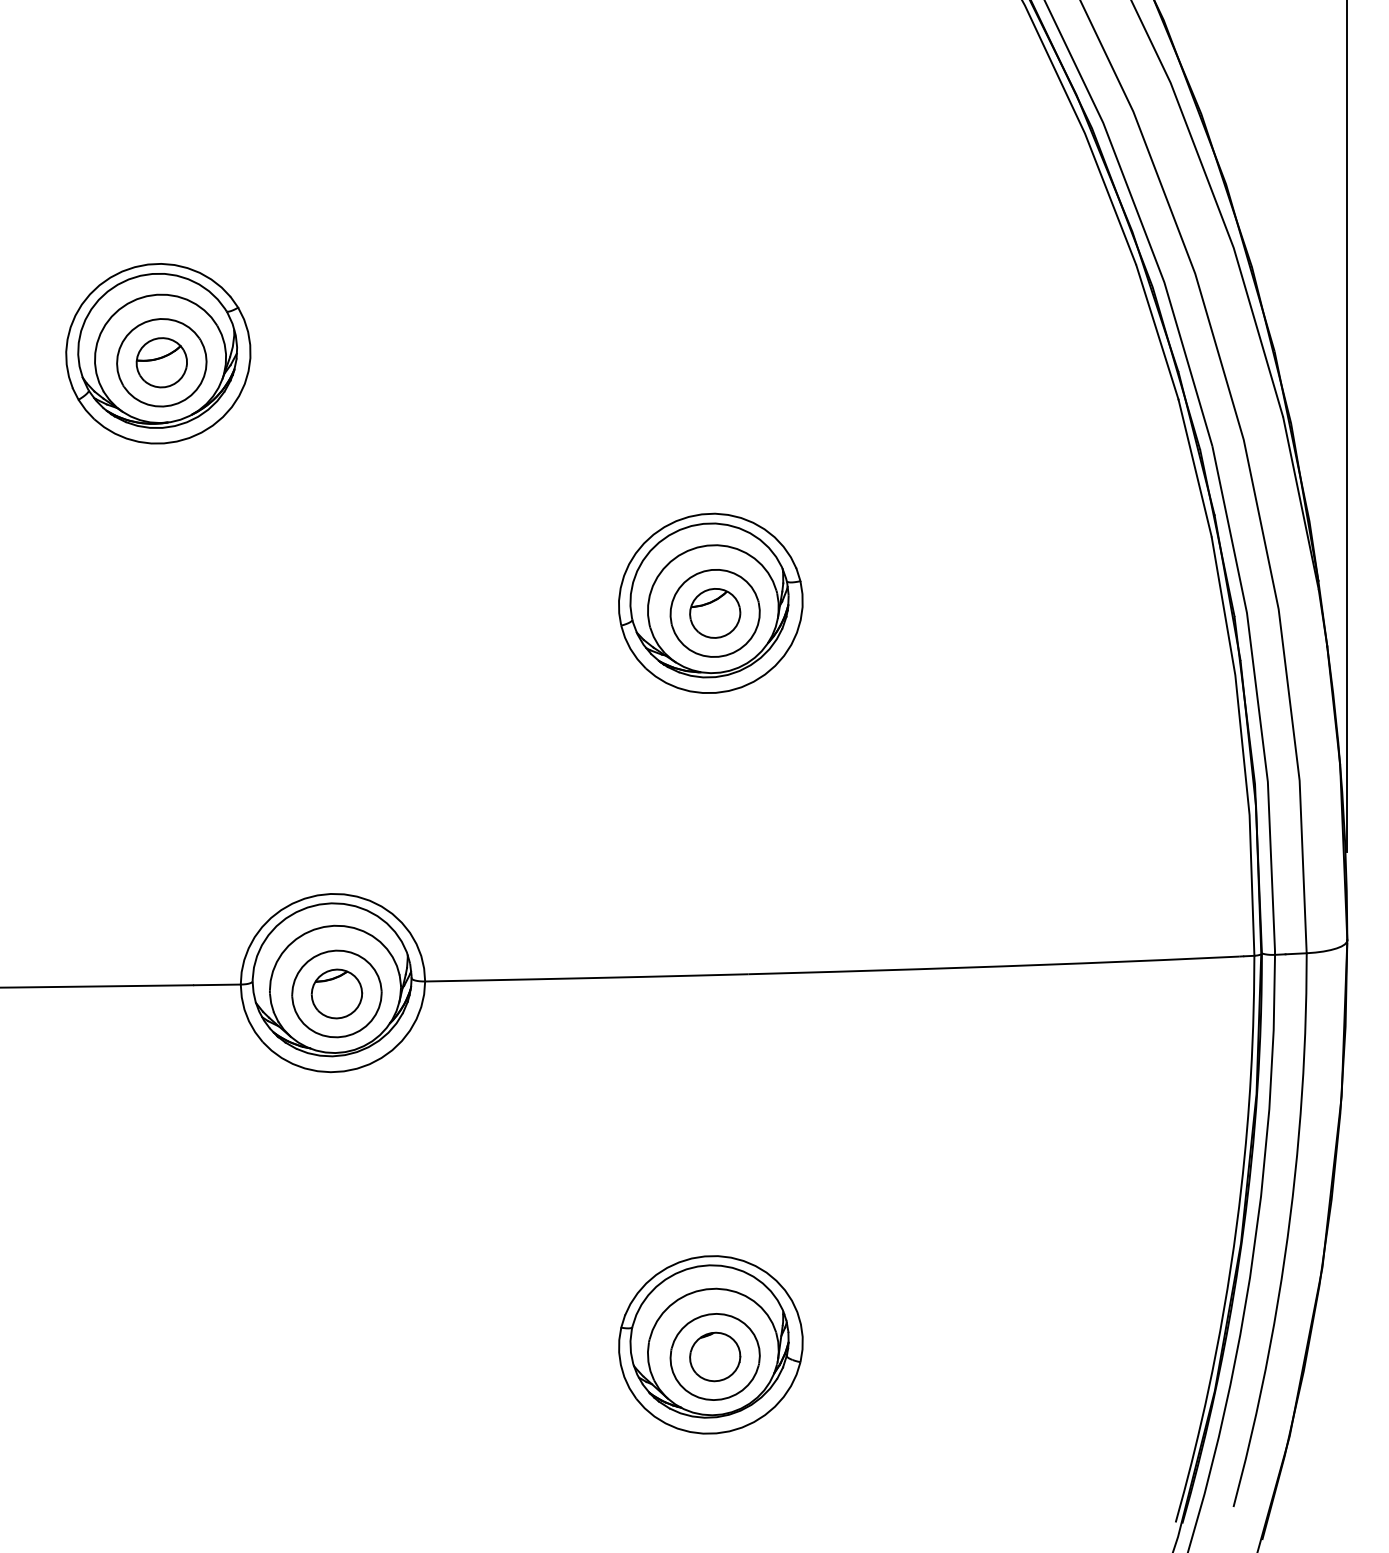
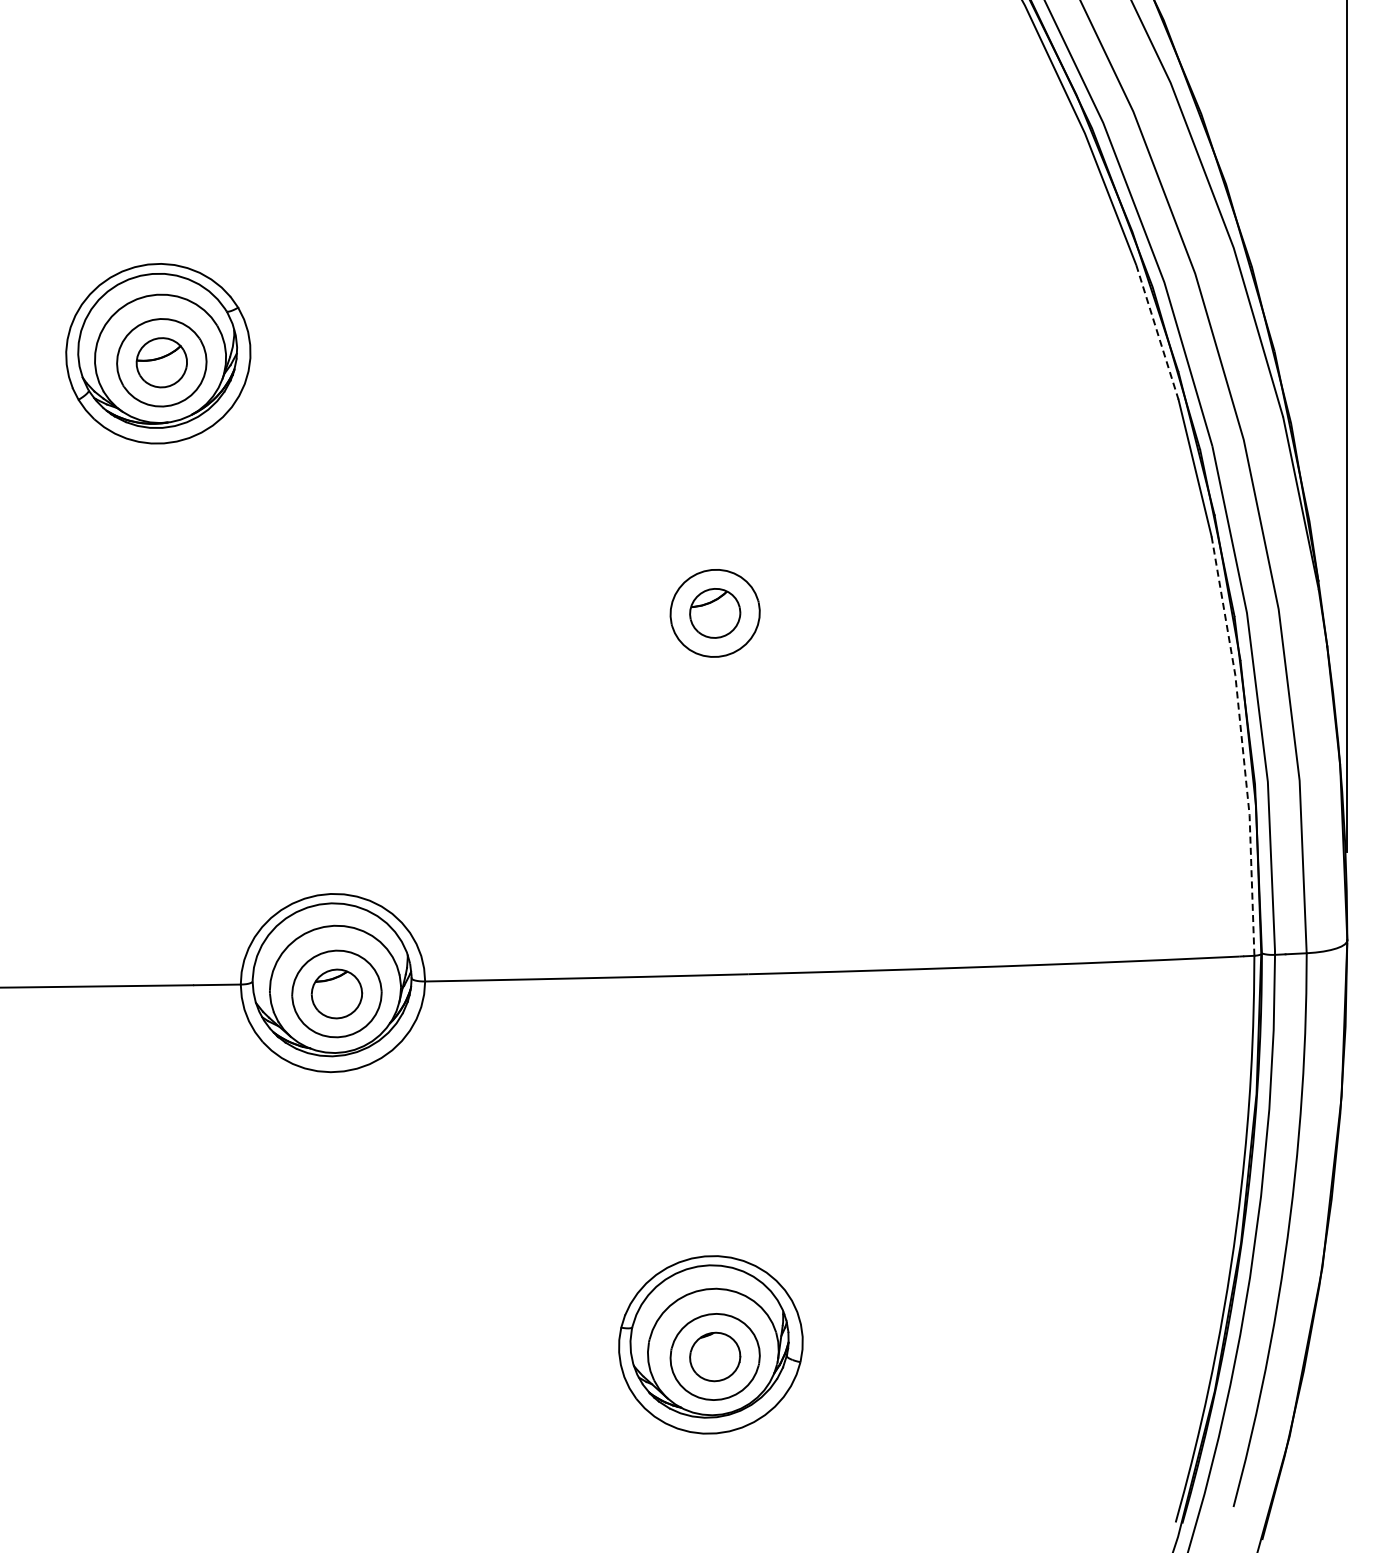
line: solid -> dashed (1157, 332)
part: present -> none (710, 602)
line: solid -> dashed (1242, 745)
